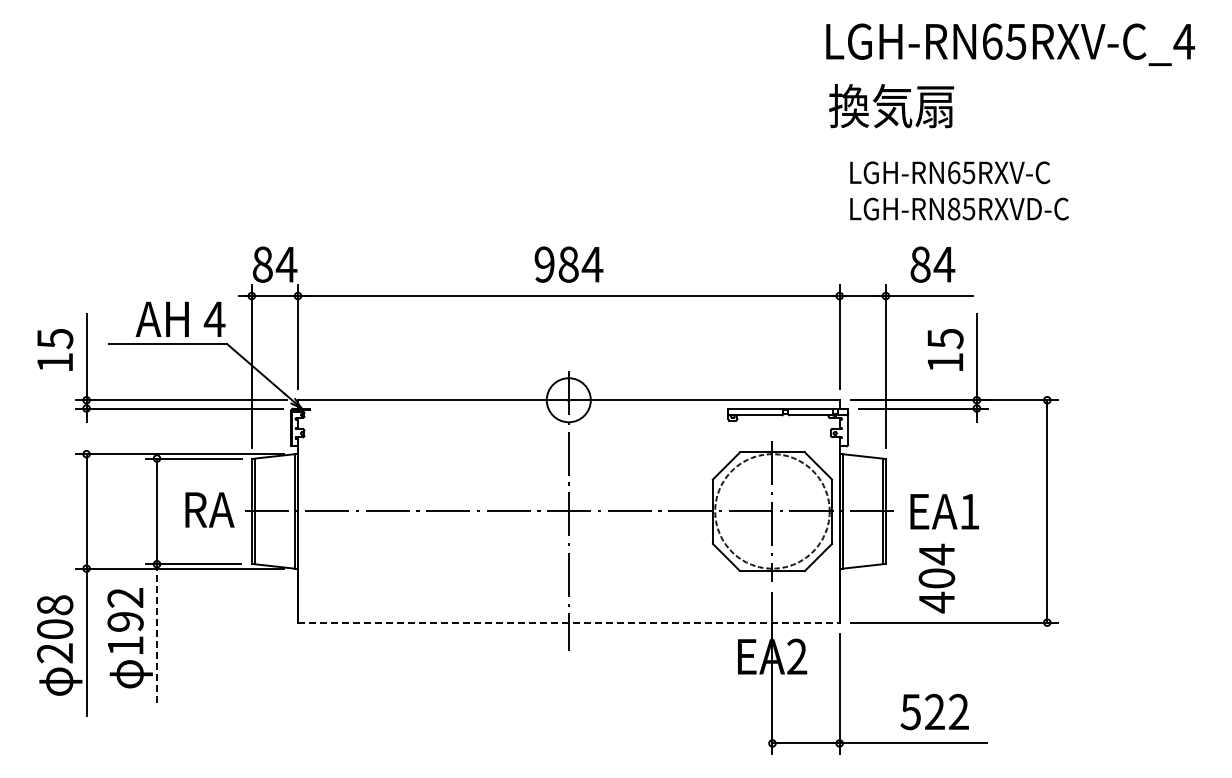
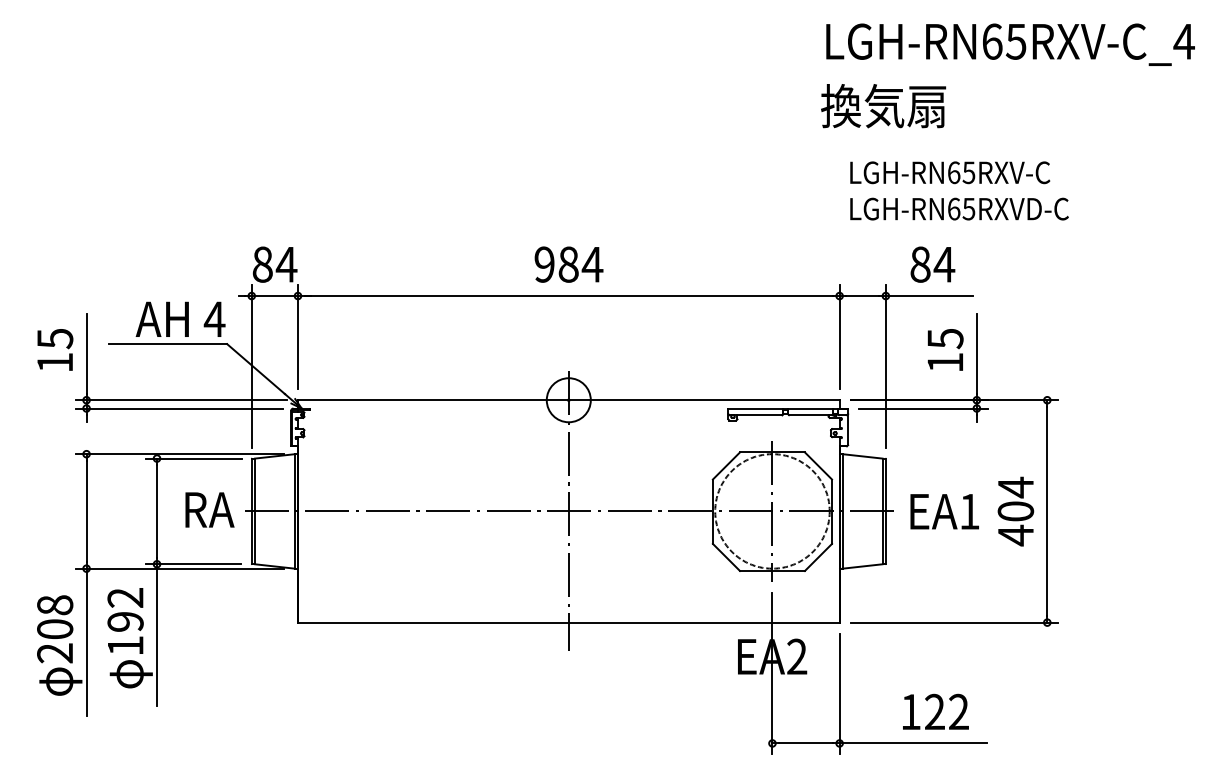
text position: (891, 106) -> (883, 106) (883, 106)
text: LGH-RN85RXVD-C -> LGH-RN65RXVD-C (953, 208)
text position: (936, 578) -> (1015, 511) (1015, 511)
line: dashed -> solid (568, 622)
line: dashed -> solid (157, 634)
text: 522 -> 122 (910, 712)
